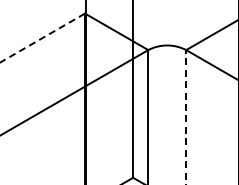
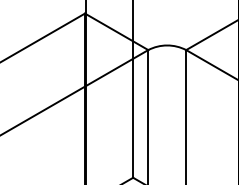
line: dashed -> solid (42, 38)
line: dashed -> solid (186, 117)
